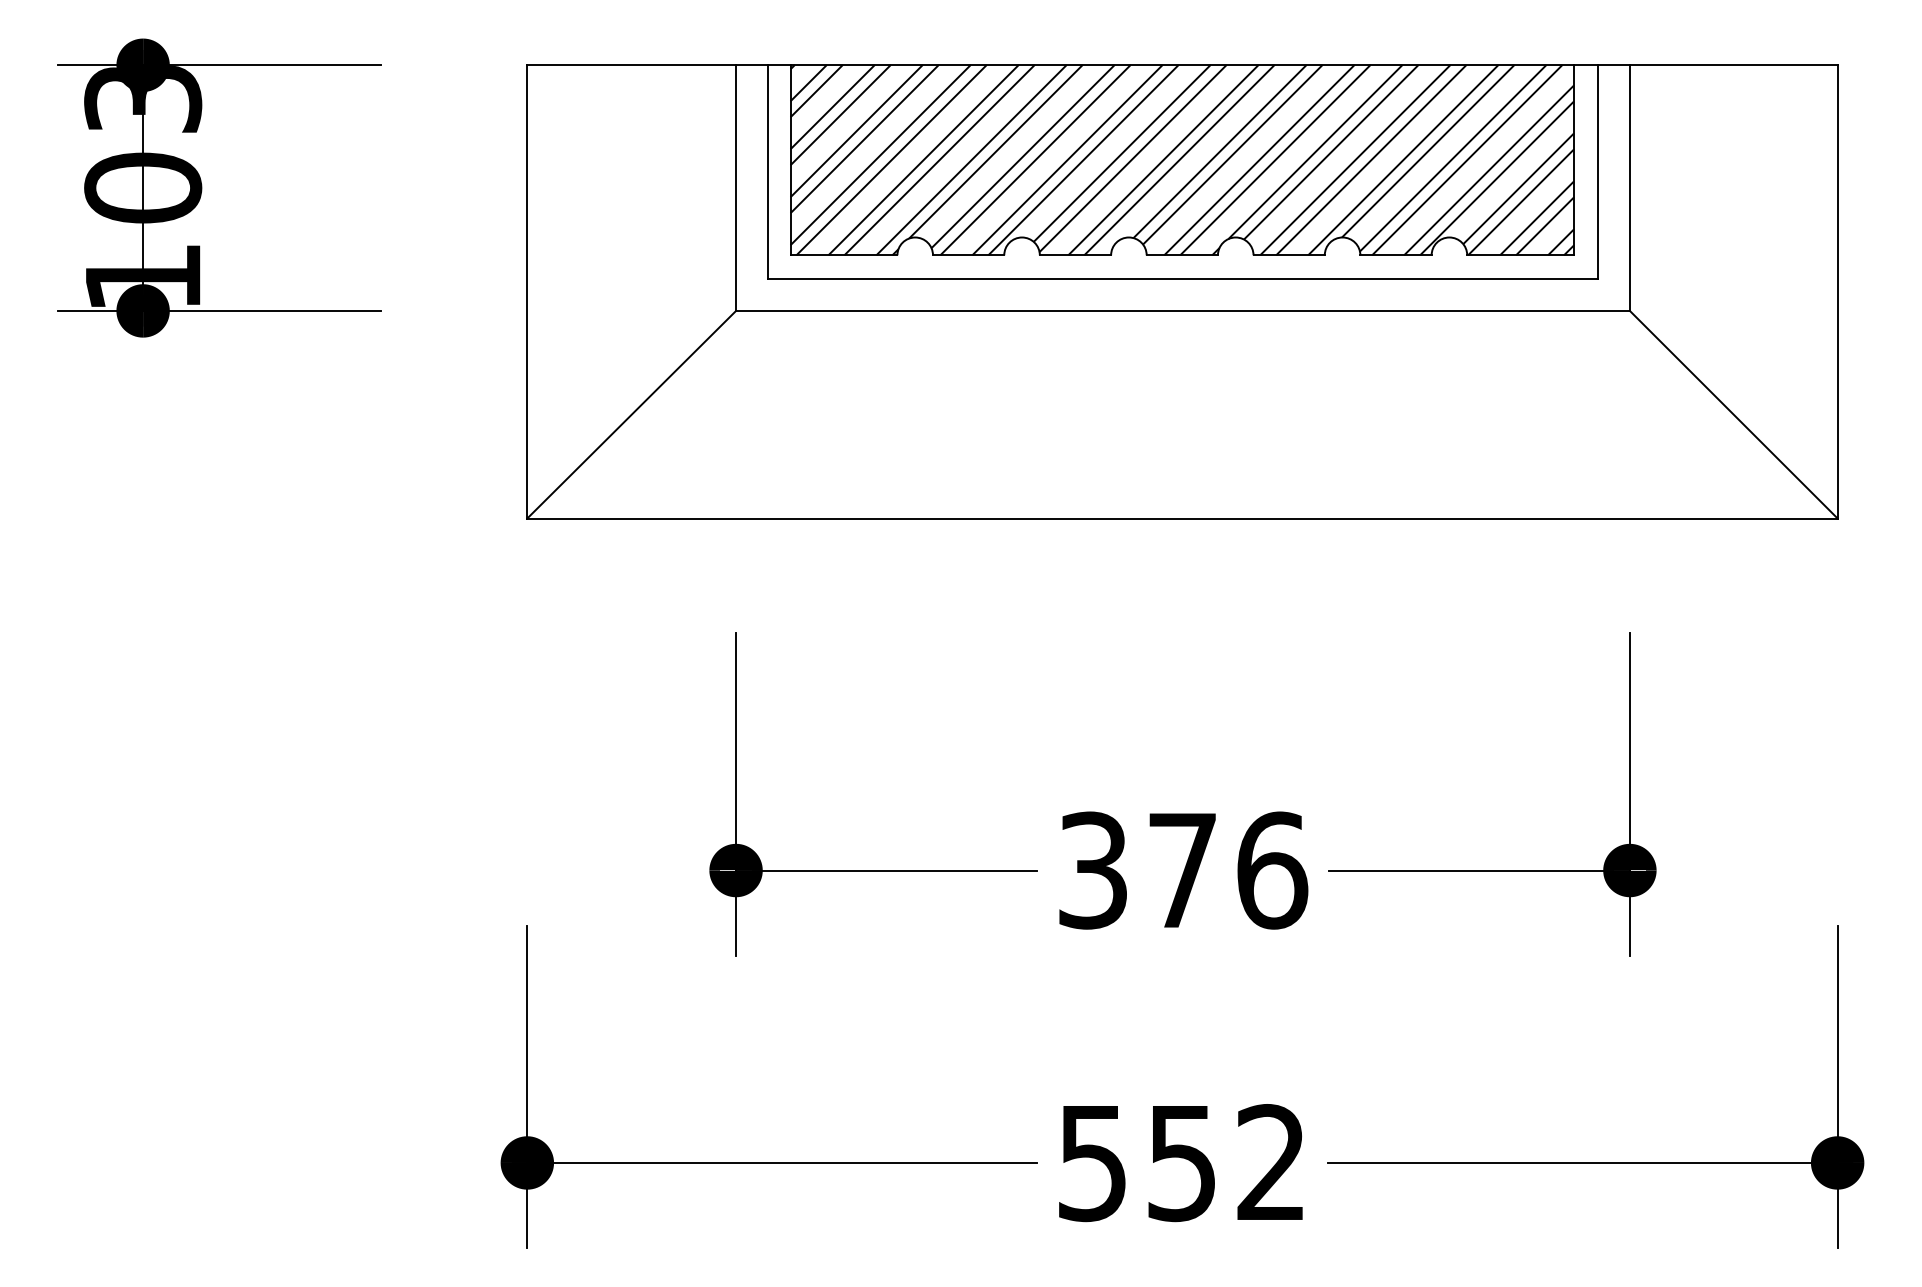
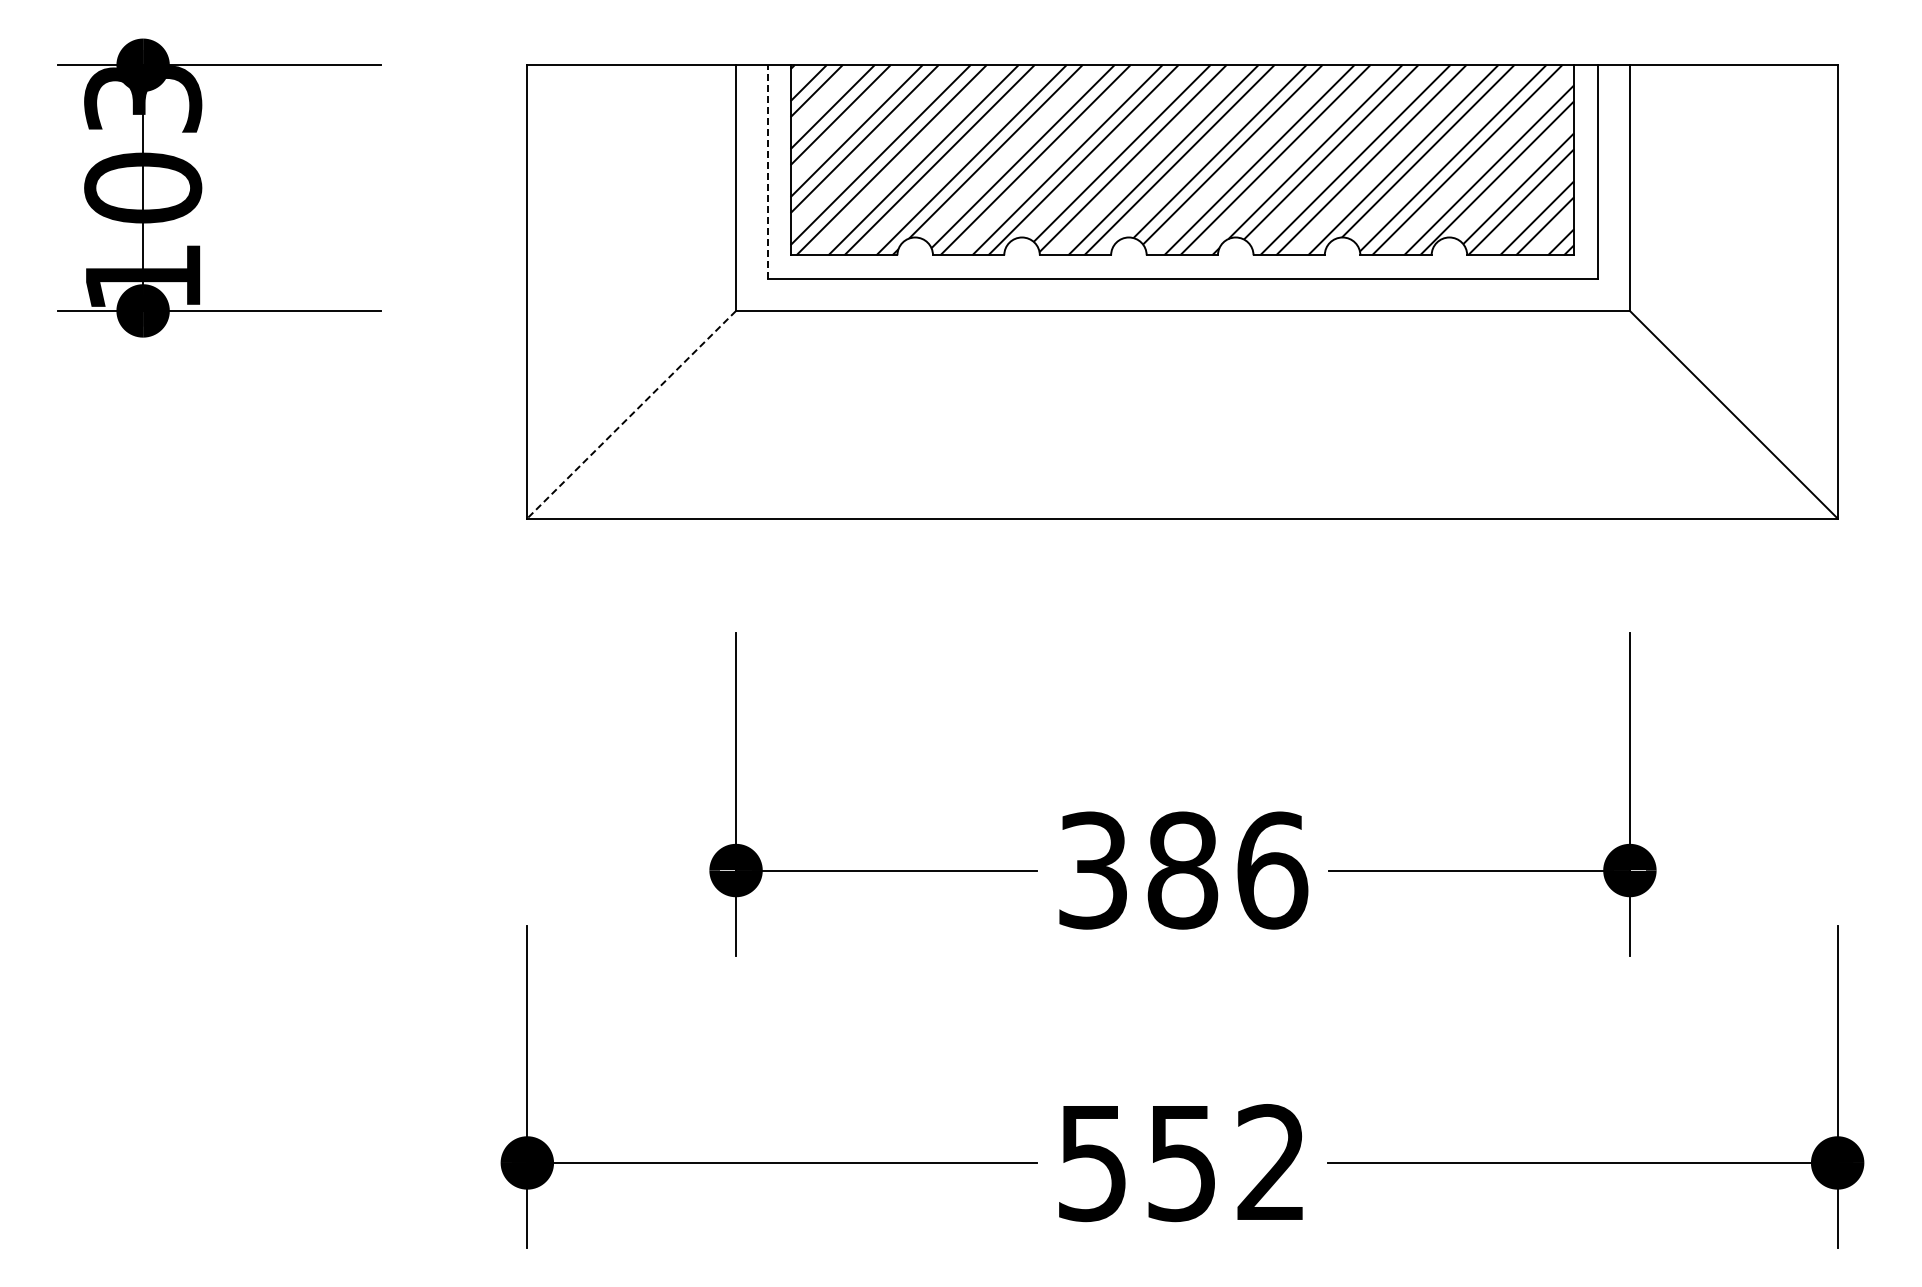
line: solid -> dashed (768, 172)
line: solid -> dashed (631, 415)
text: 376 -> 386 (1182, 870)
